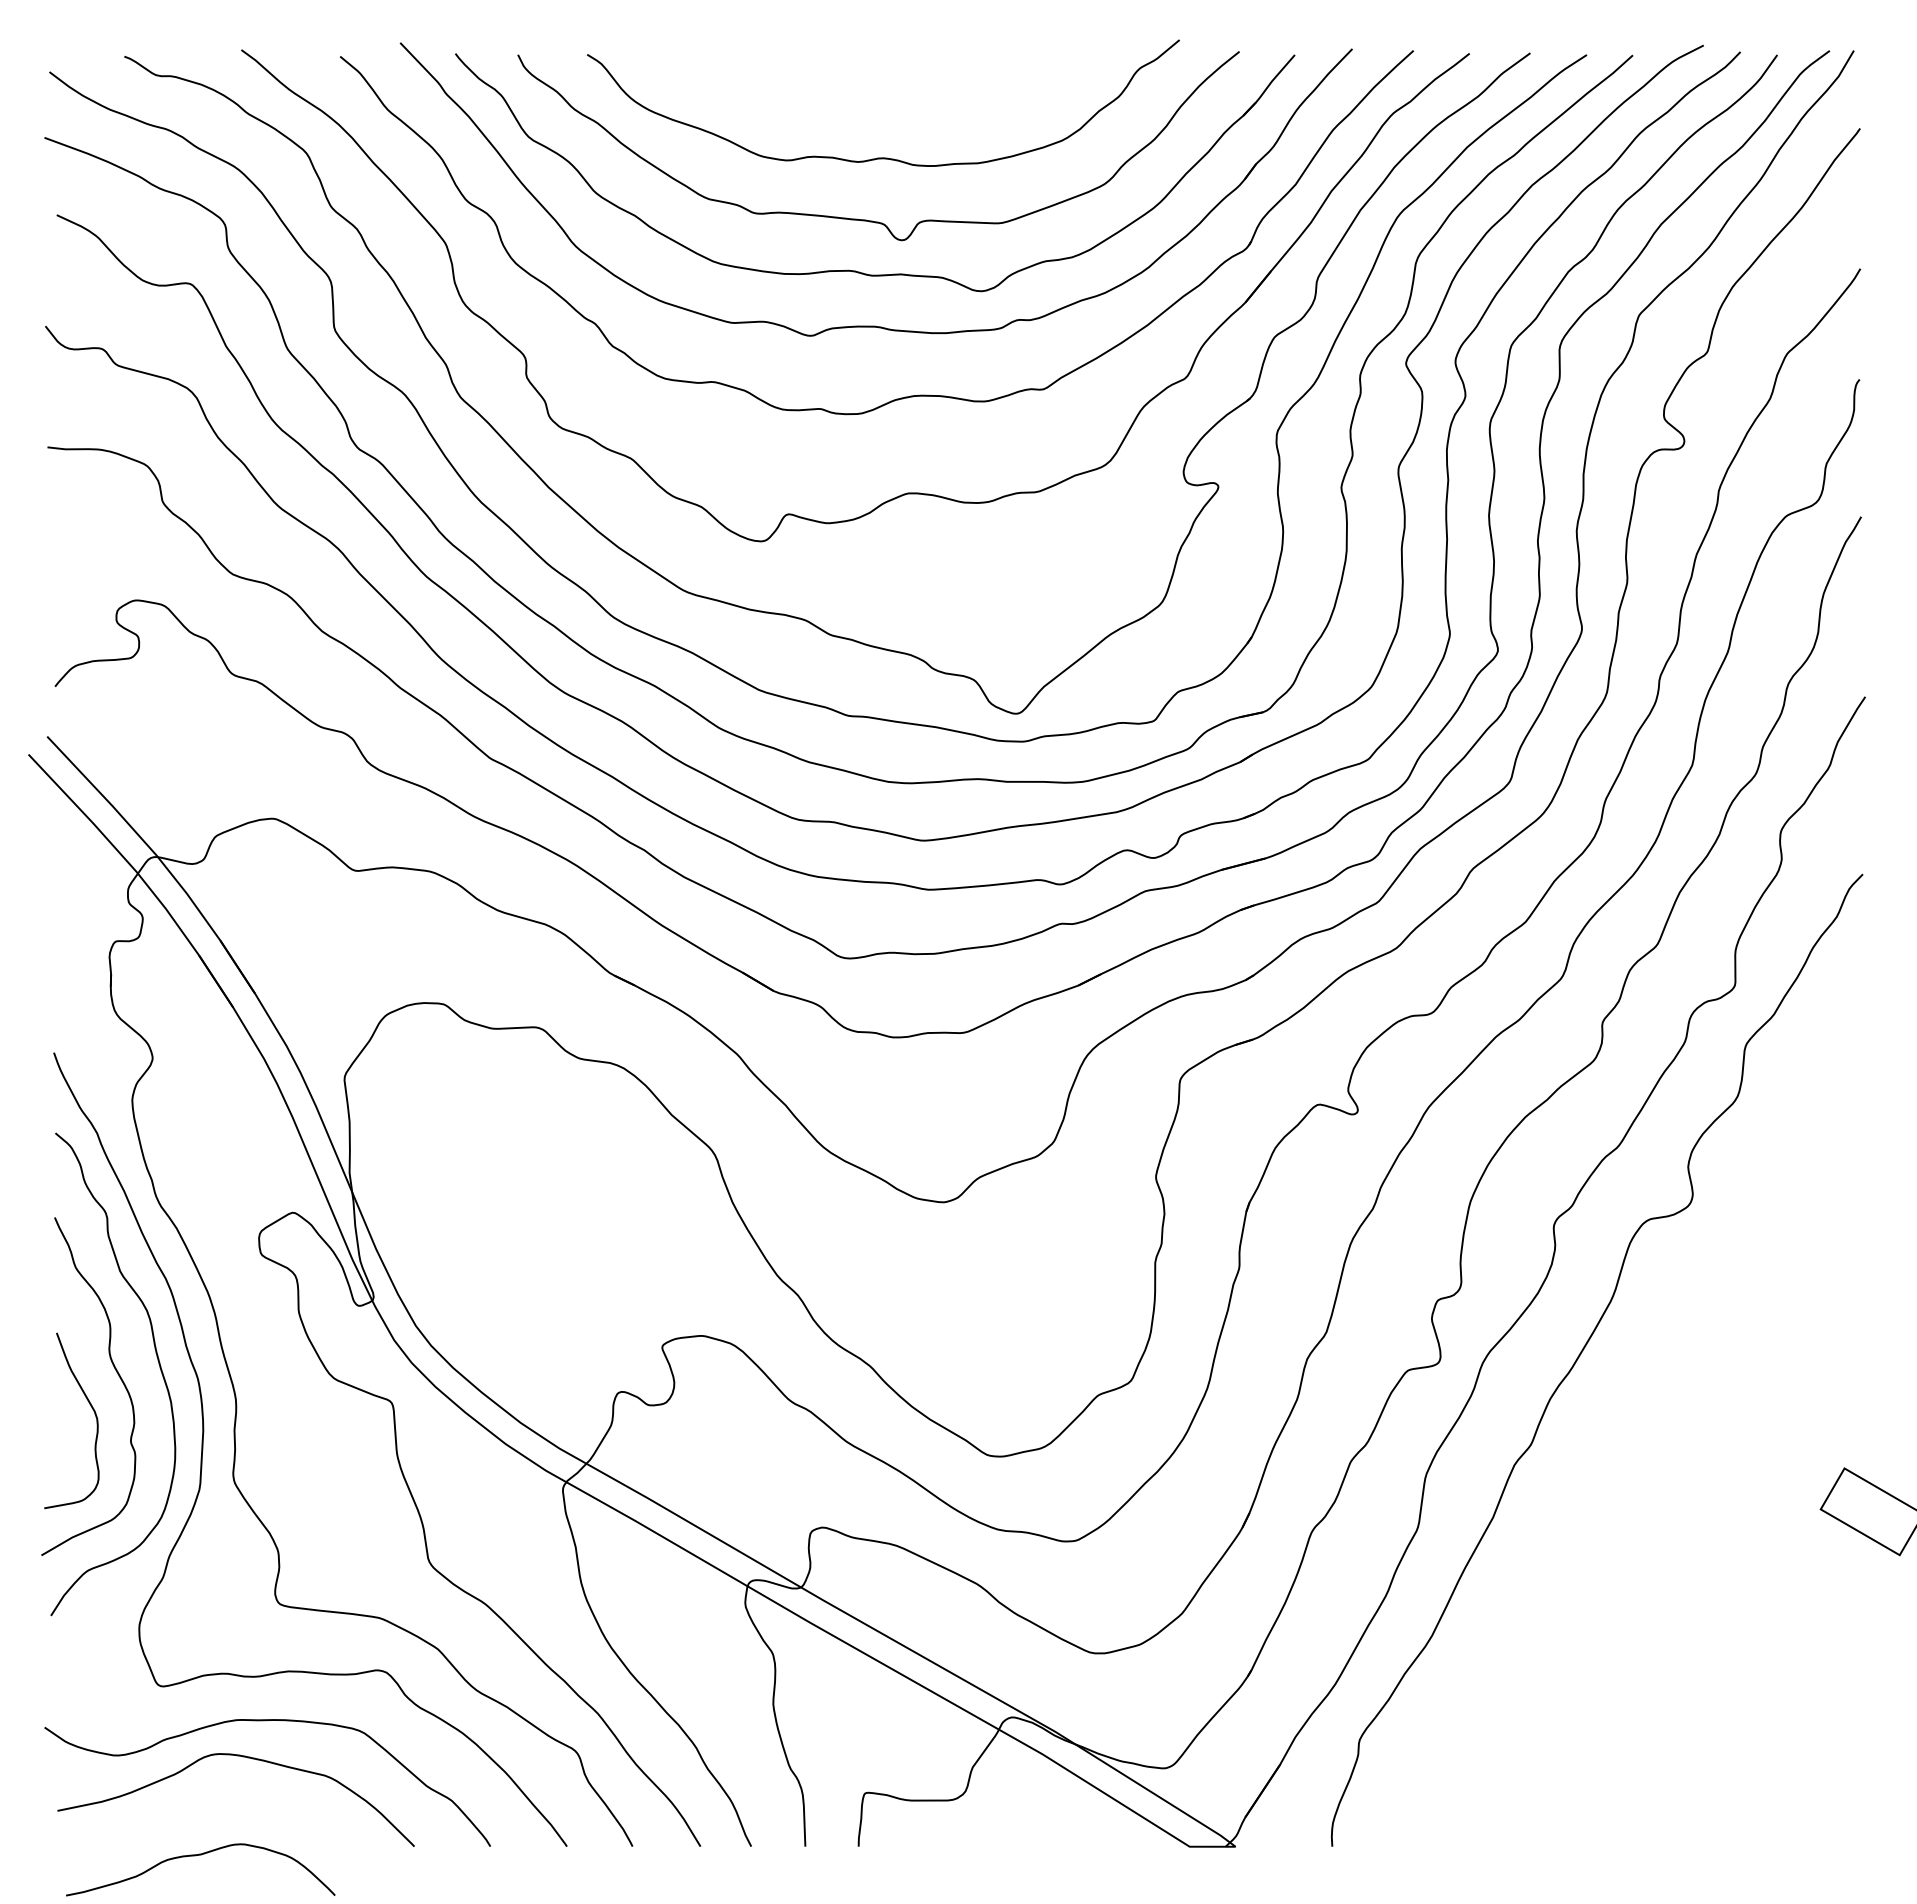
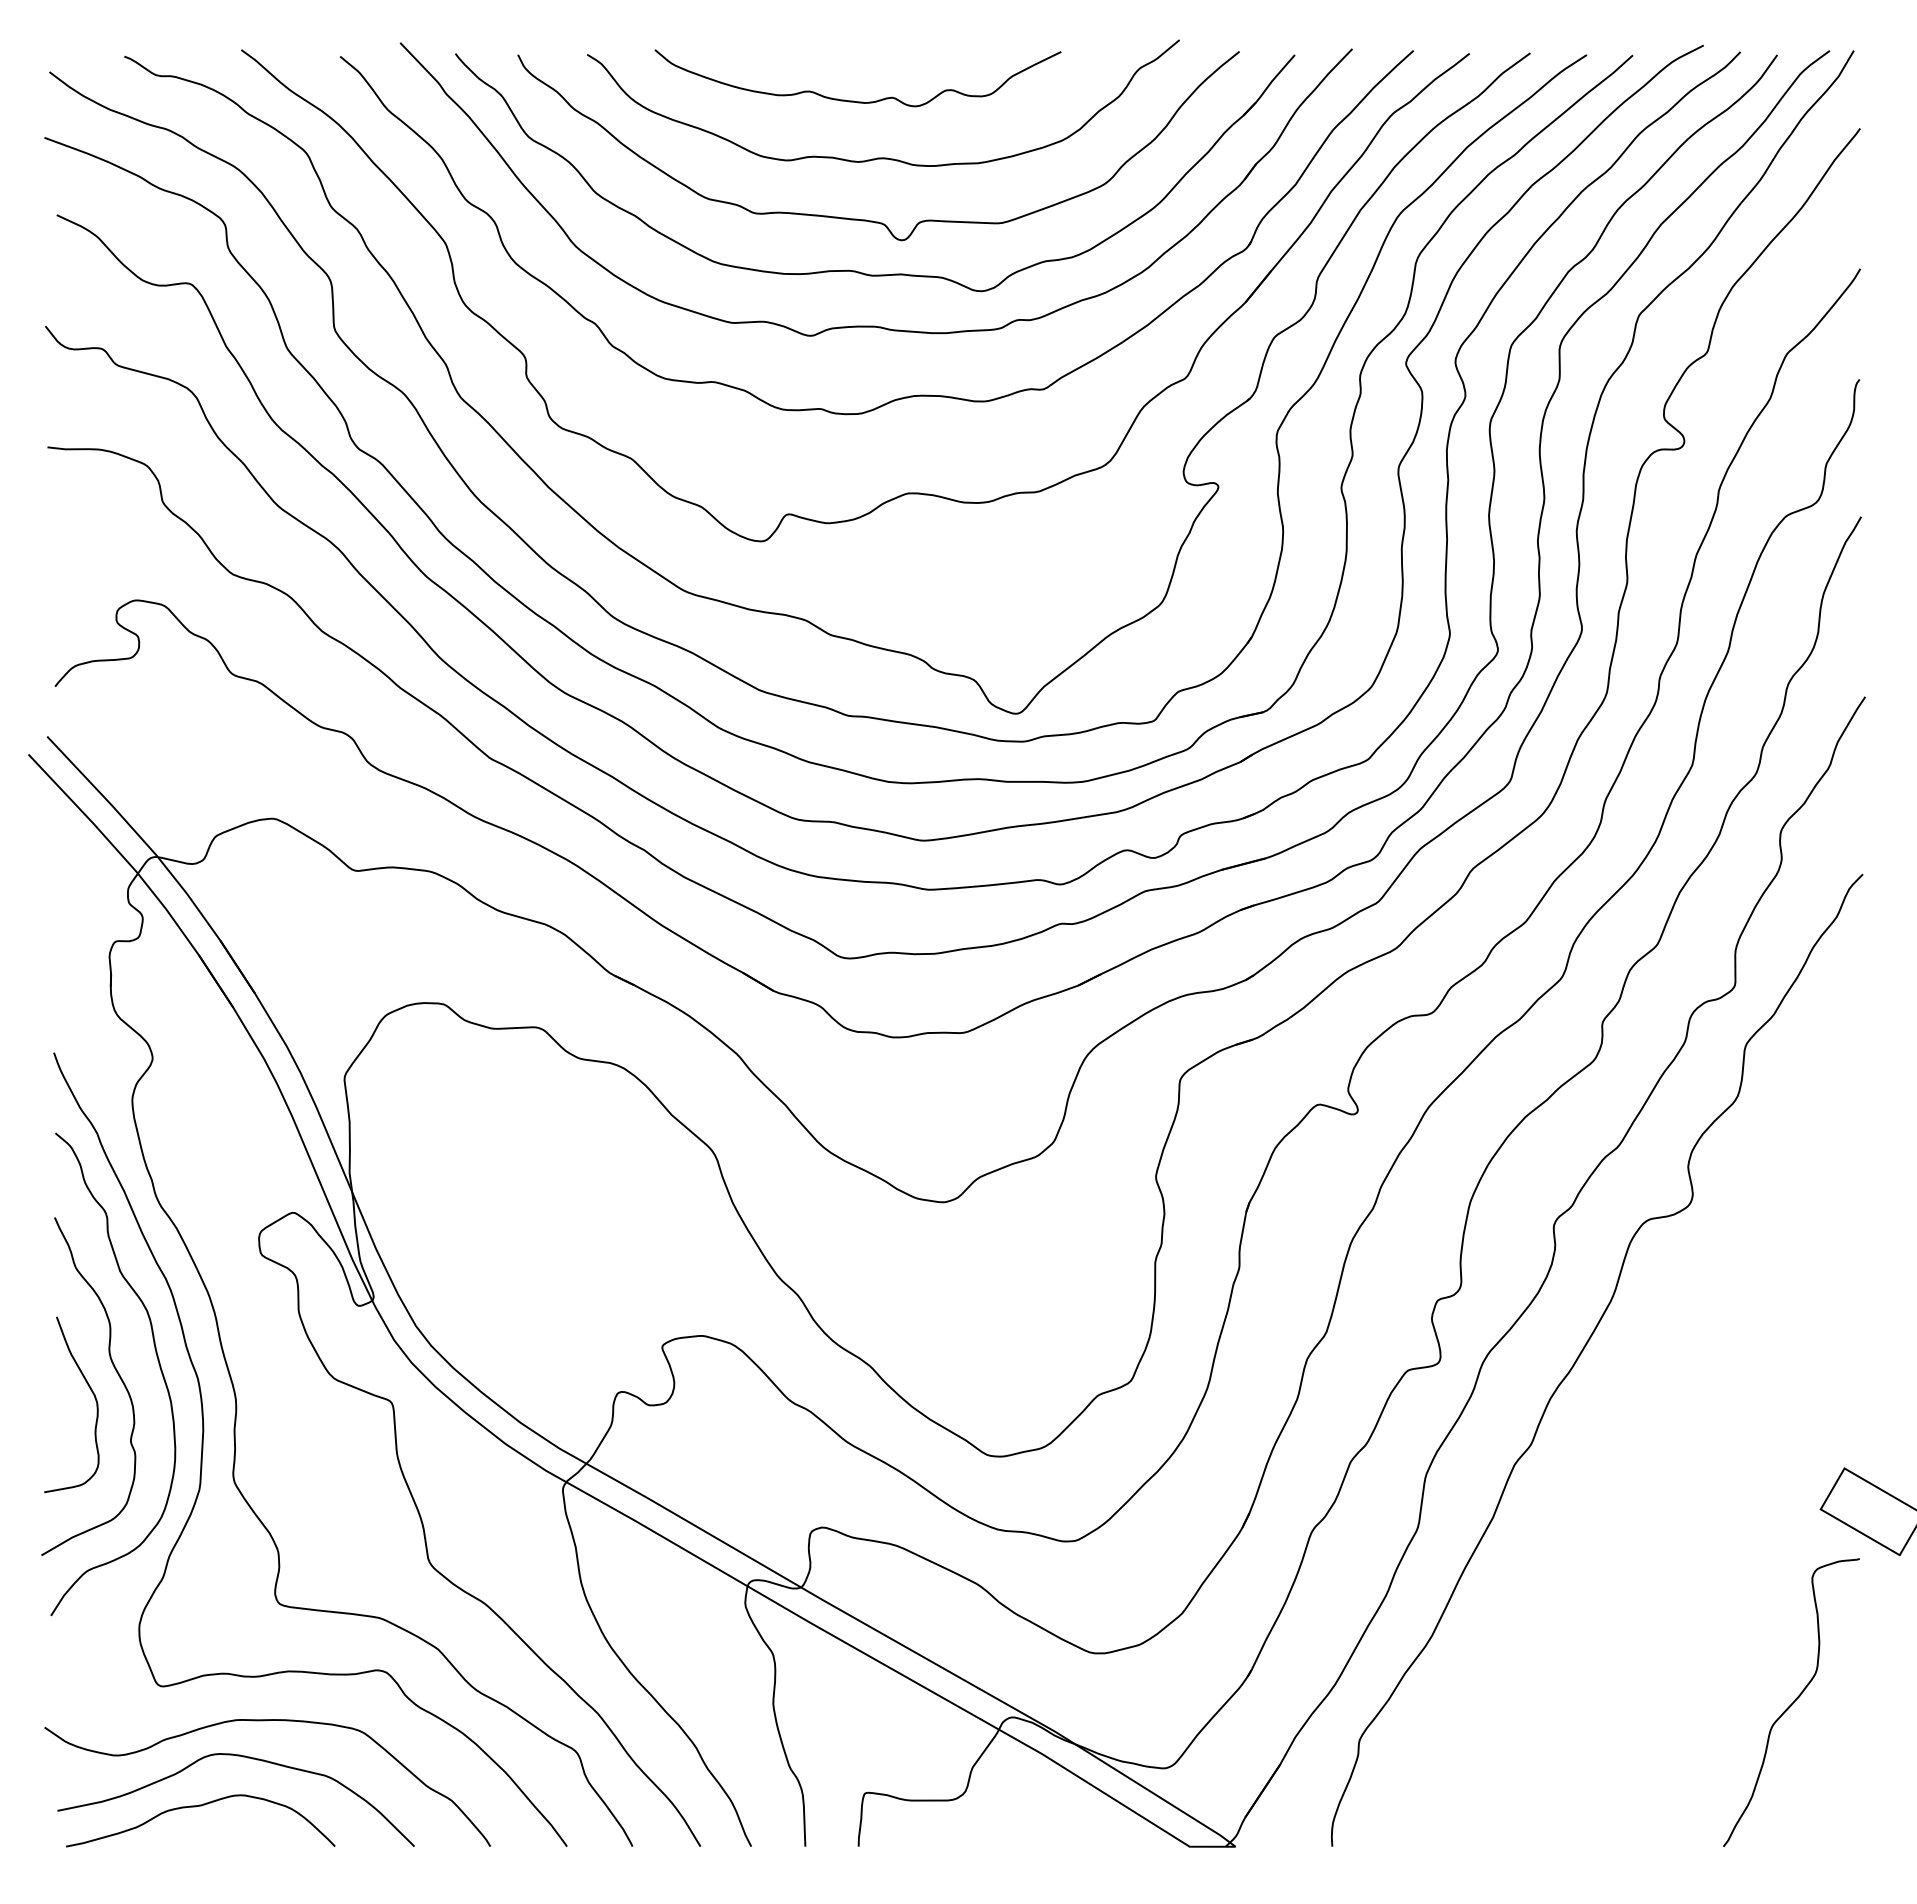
curve: none -> present (853, 100)
curve position: (90, 1406) -> (90, 1390) (90, 1390)
curve: none -> present (1792, 1702)
curve position: (195, 1856) -> (195, 1807) (195, 1807)
